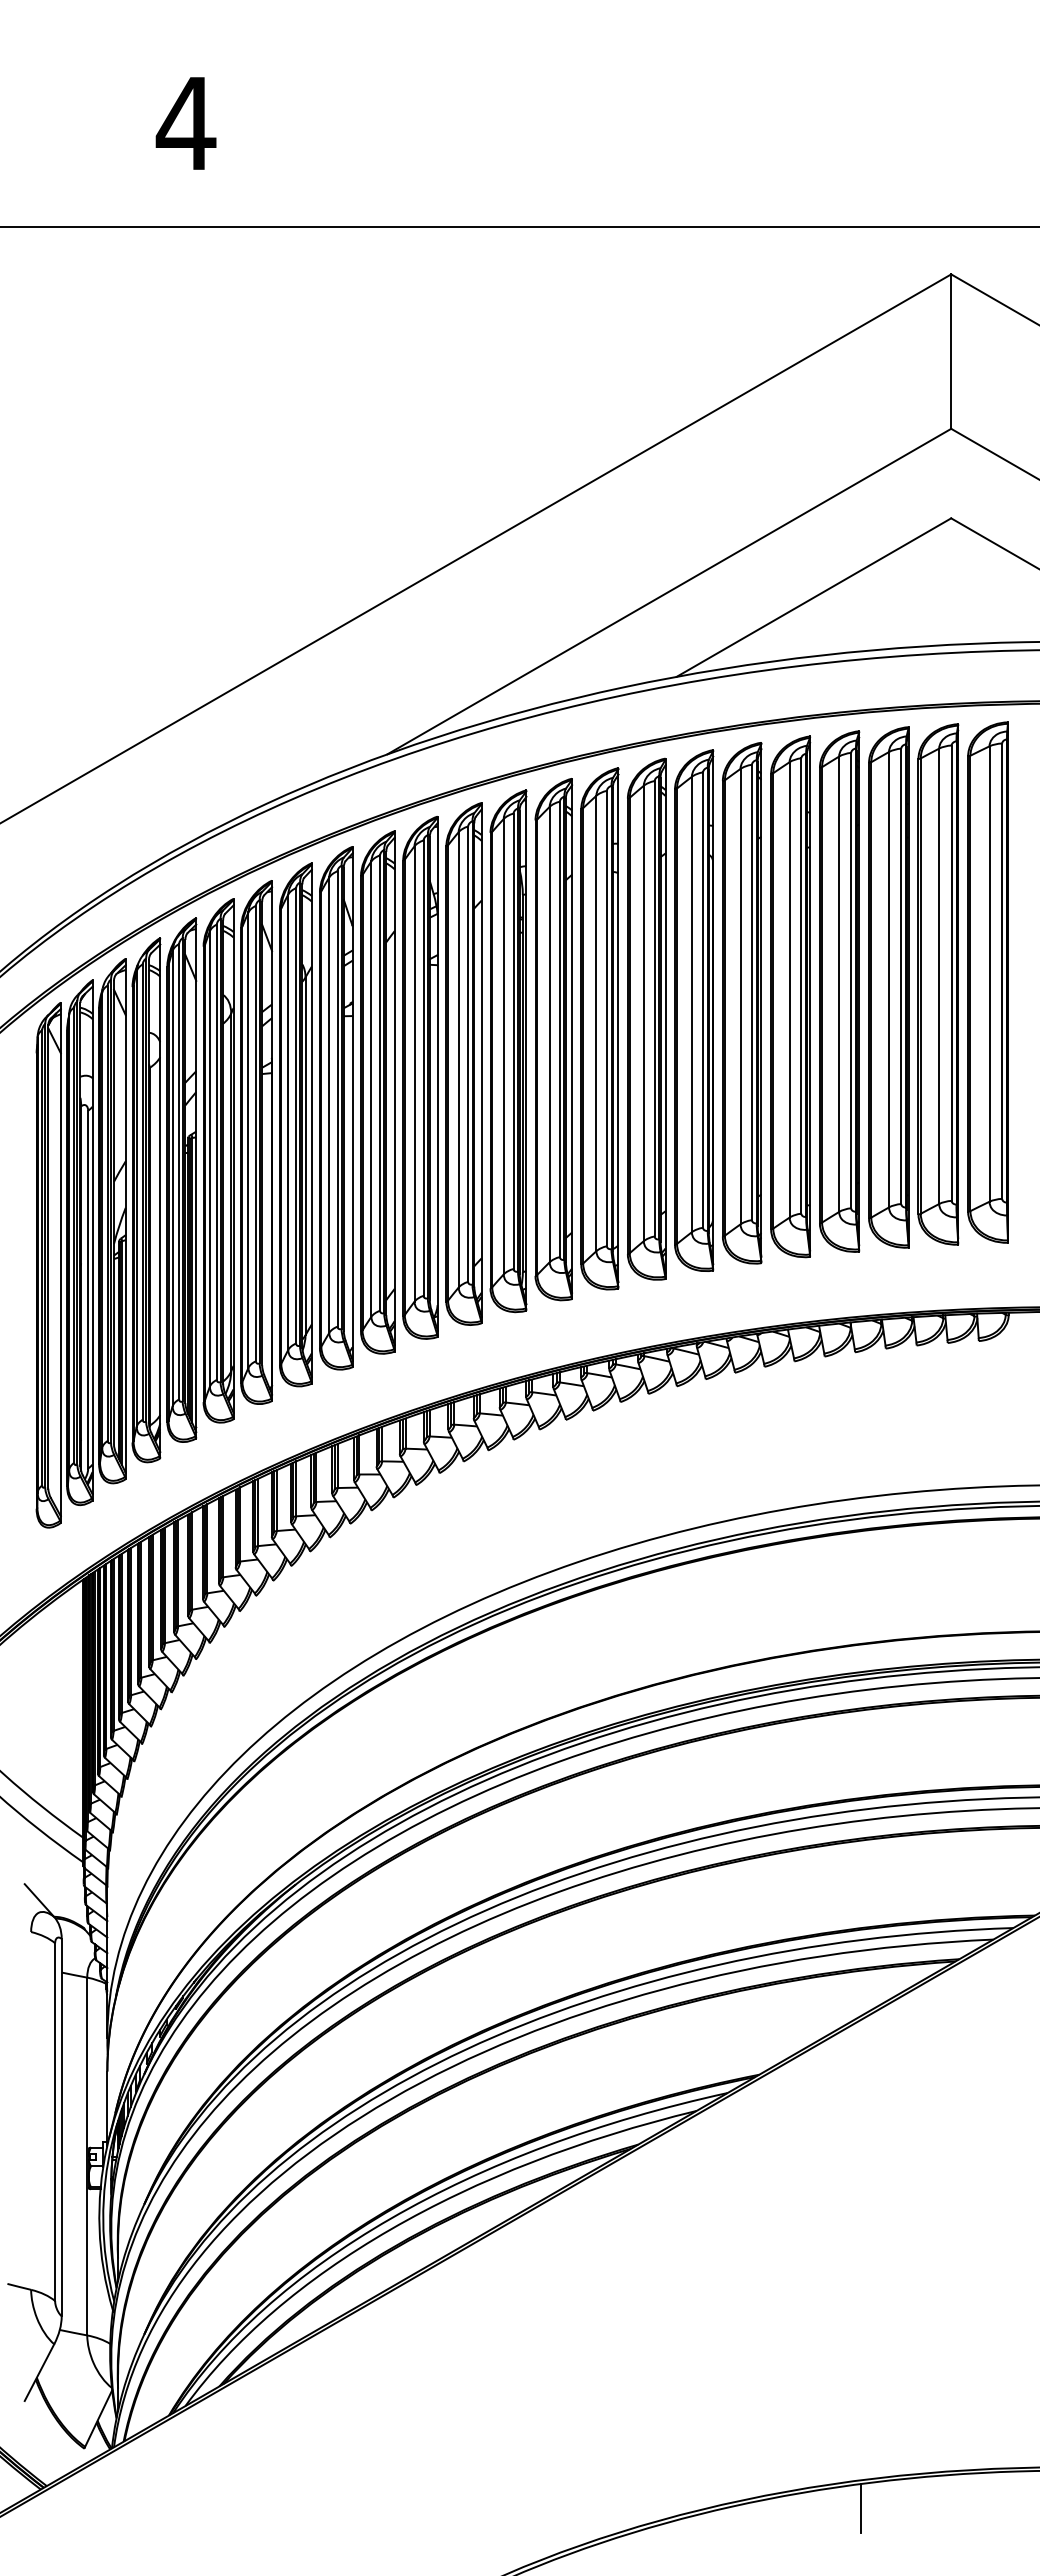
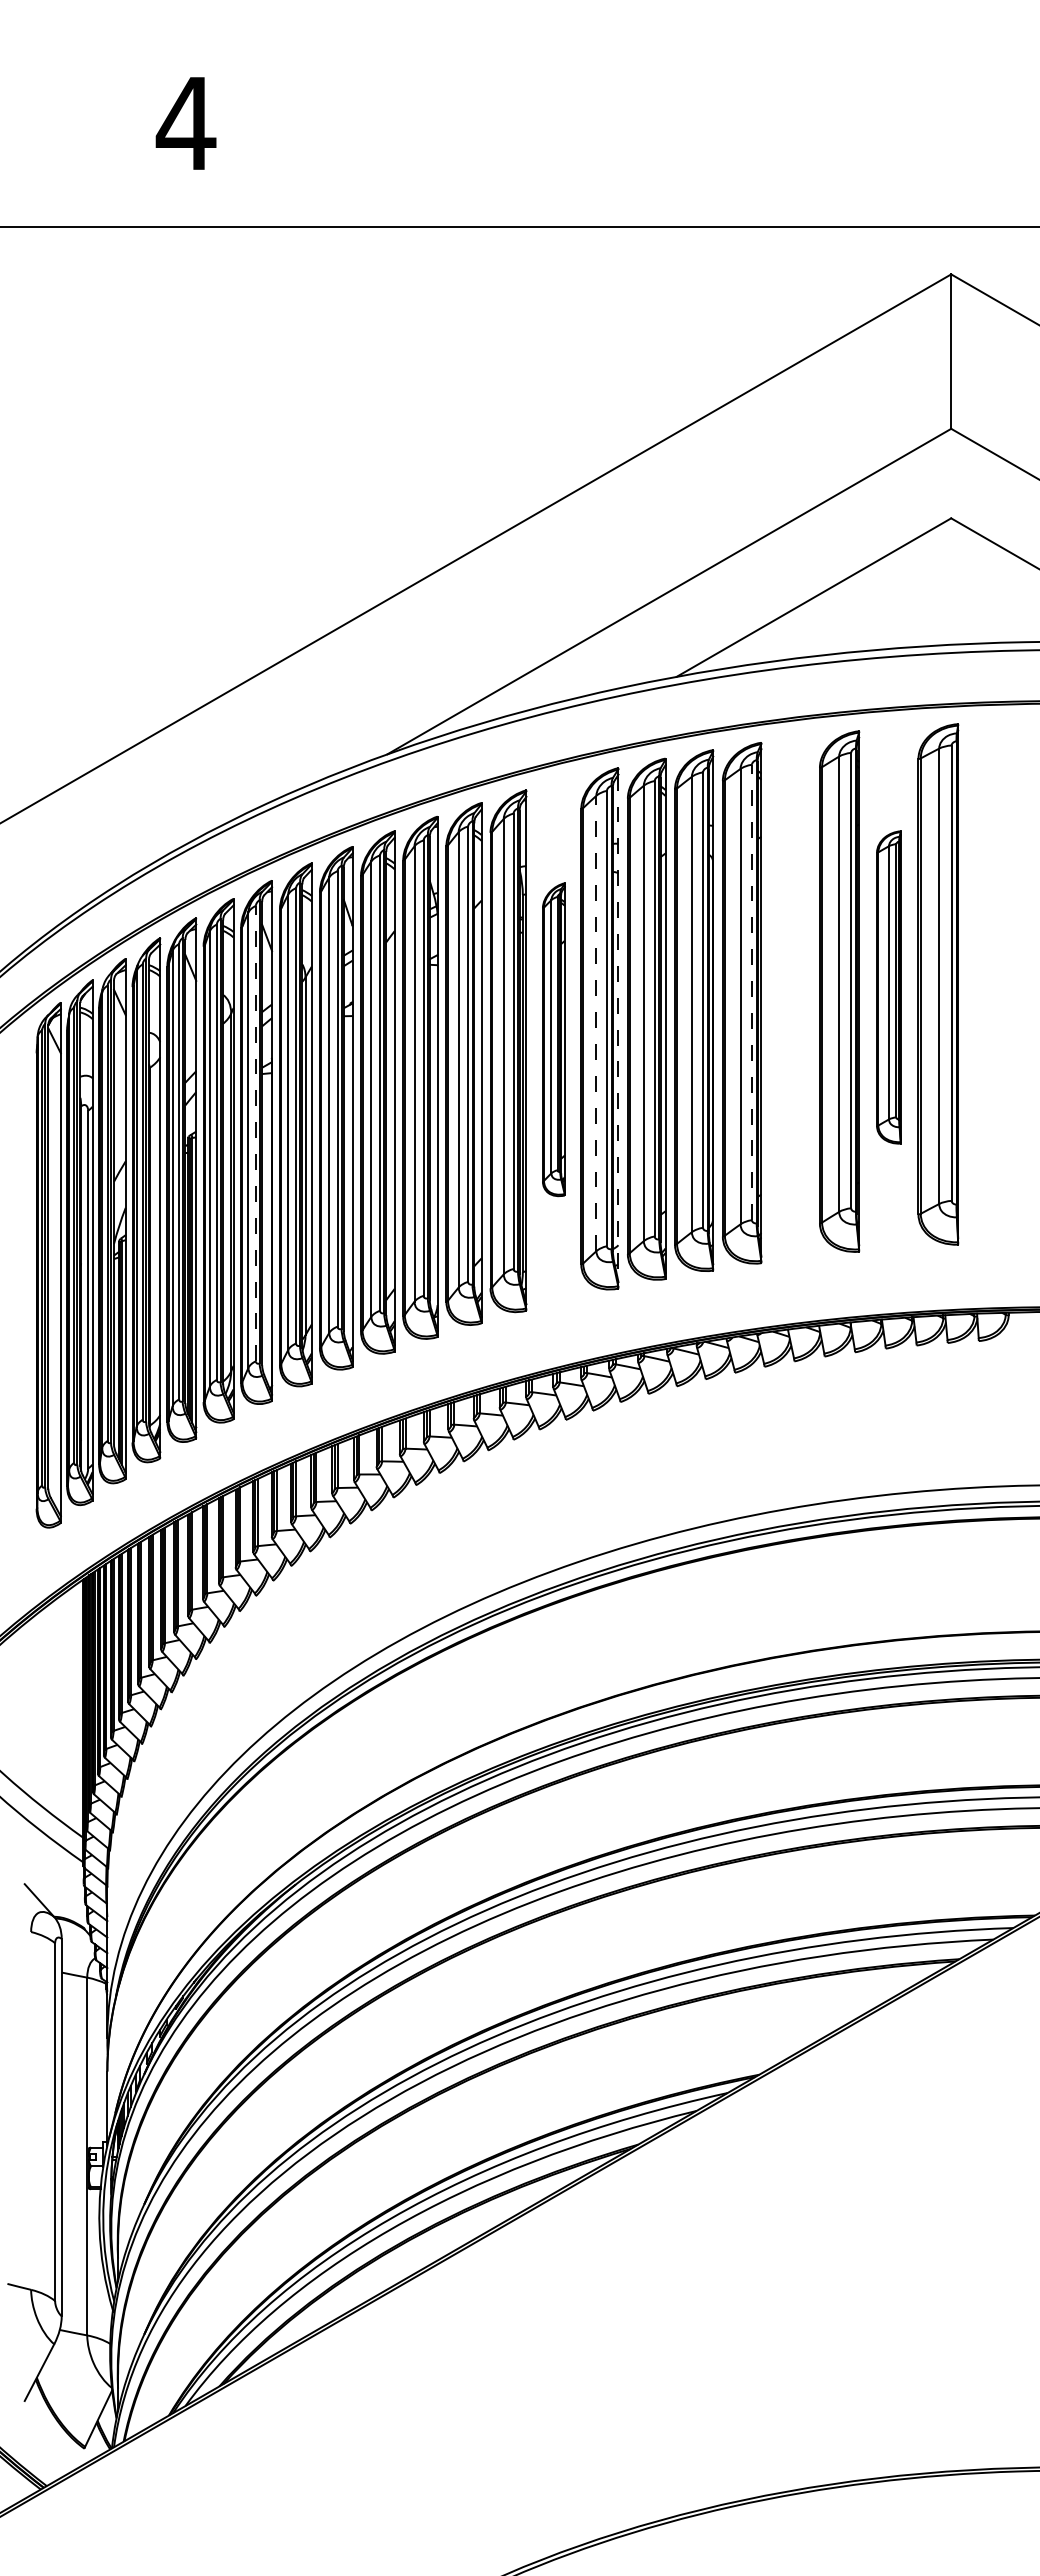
part: present -> none (987, 982)
part size: 42x523 px -> 26x315 px (888, 987)
line: solid -> dashed (751, 992)
part: present -> none (790, 996)
line: solid -> dashed (596, 1023)
line: solid -> dashed (618, 1028)
part size: 40x524 px -> 24x316 px (553, 1039)
line: solid -> dashed (255, 1133)
line: present -> none (860, 2508)
